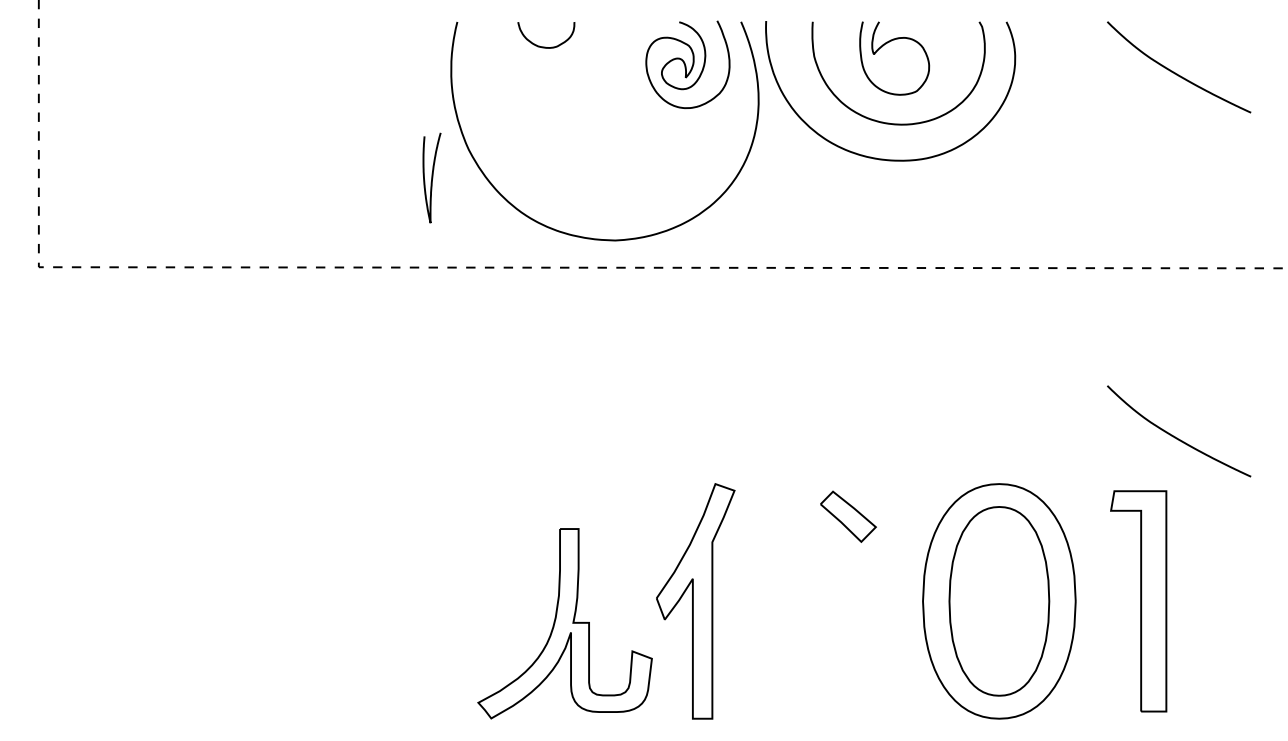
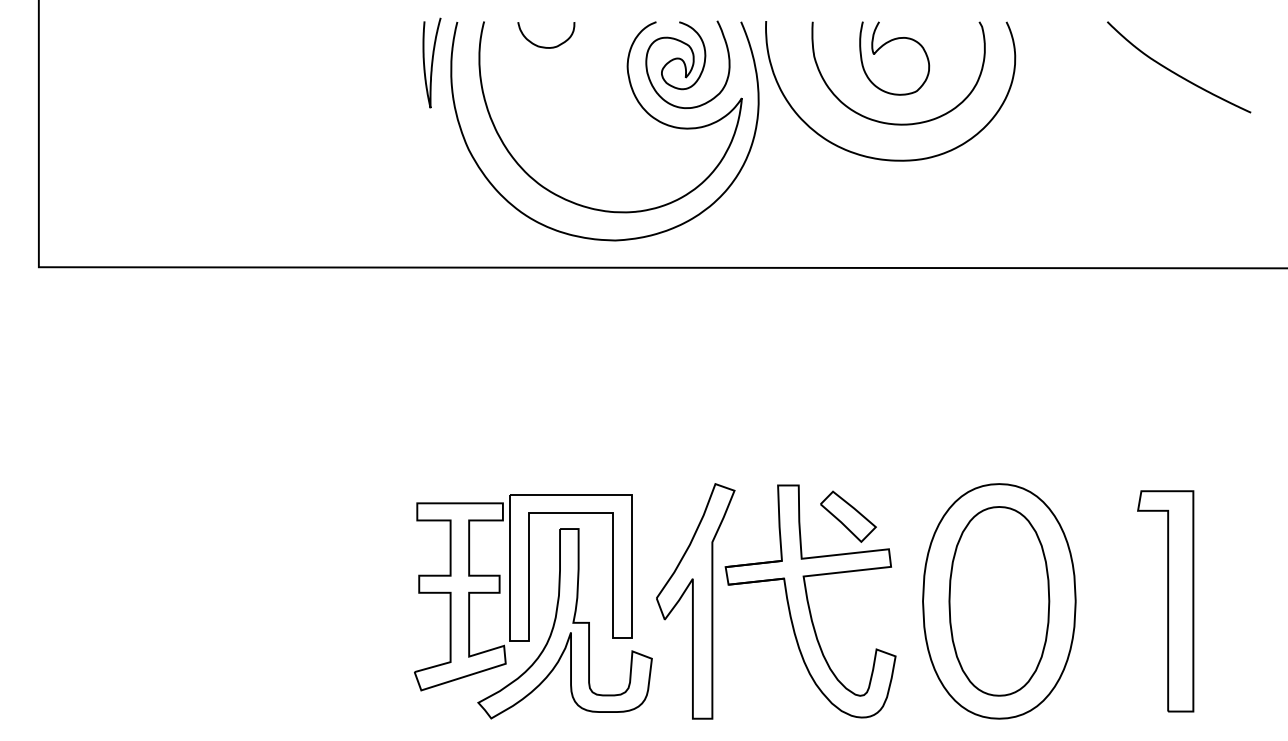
curve: none -> present (637, 102)
curve position: (431, 177) -> (431, 62) (431, 62)
line: dashed -> solid (529, 267)
curve: present -> none (1177, 437)
part: none -> present (523, 592)
part: none -> present (810, 601)
part position: (1138, 601) -> (1165, 601) (1165, 601)
